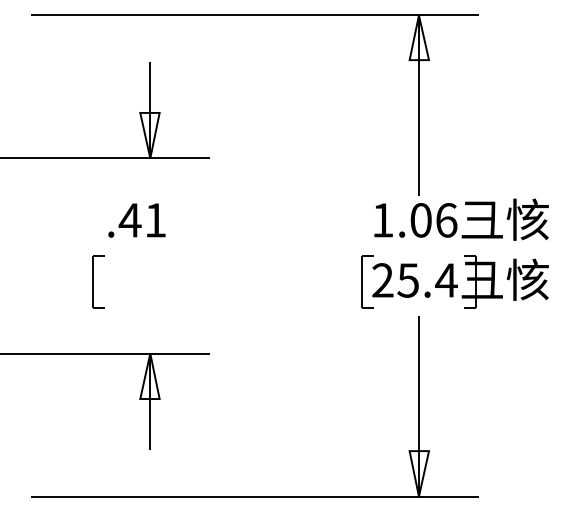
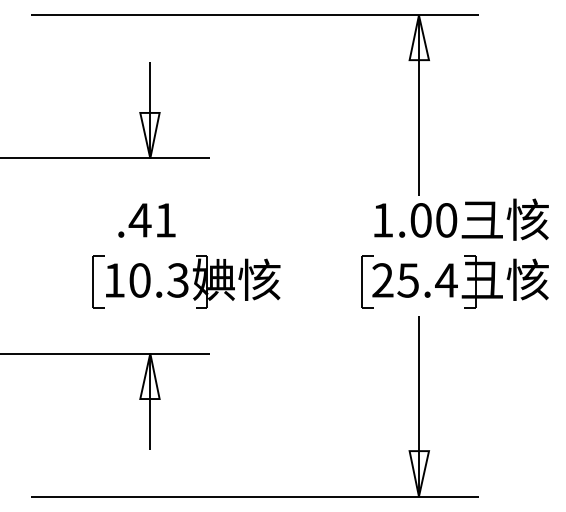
text position: (136, 220) -> (146, 220) (146, 220)
text: 1.06 -> 1.00 (446, 220)
part: none -> present (193, 281)
